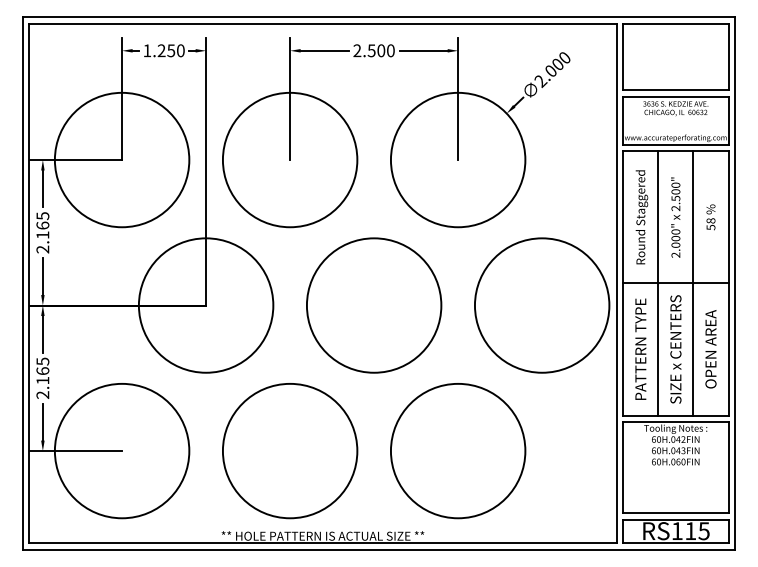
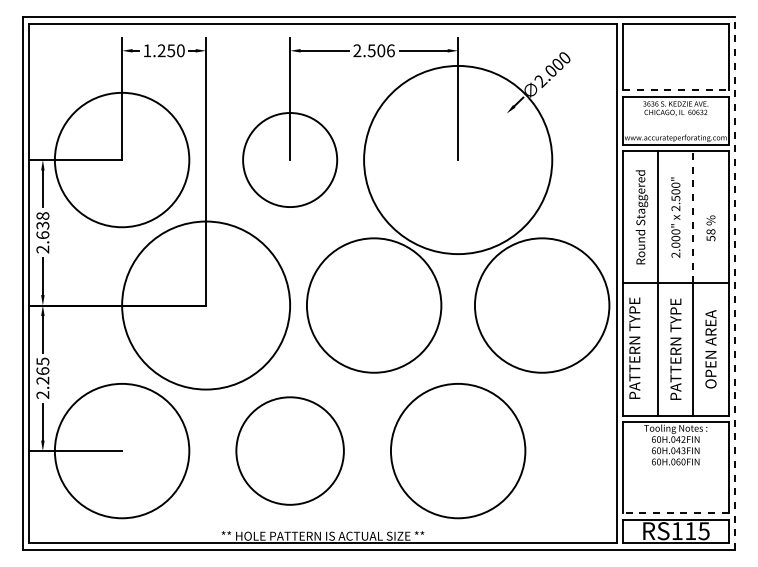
text: 2.500 -> 2.506 (390, 50)
line: solid -> dashed (675, 90)
circle diameter: 134 px -> 94 px (290, 160)
circle diameter: 134 px -> 188 px (458, 159)
line: solid -> dashed (693, 216)
text position: (710, 217) -> (710, 228) (710, 228)
text: 2.165 -> 2.638 (42, 225)
line: solid -> dashed (735, 283)
circle diameter: 134 px -> 168 px (206, 305)
text position: (640, 348) -> (634, 347) (634, 347)
text: SIZE x CENTERS -> PATTERN TYPE (675, 349)
text: 2.165 -> 2.265 (42, 380)
circle diameter: 134 px -> 108 px (289, 450)
line: solid -> dashed (675, 512)
